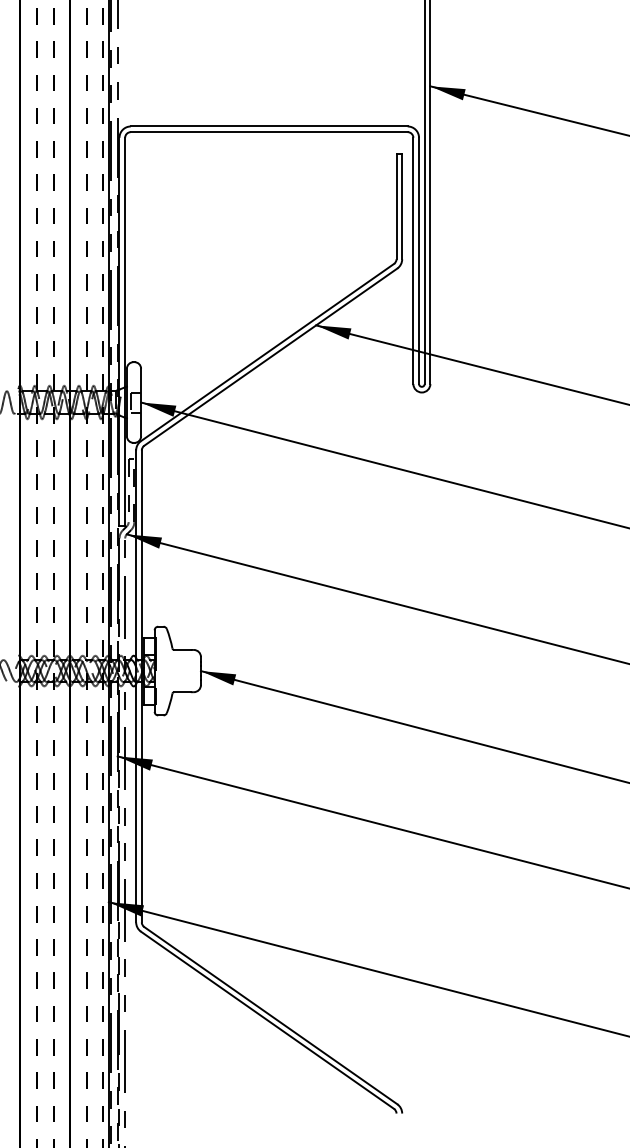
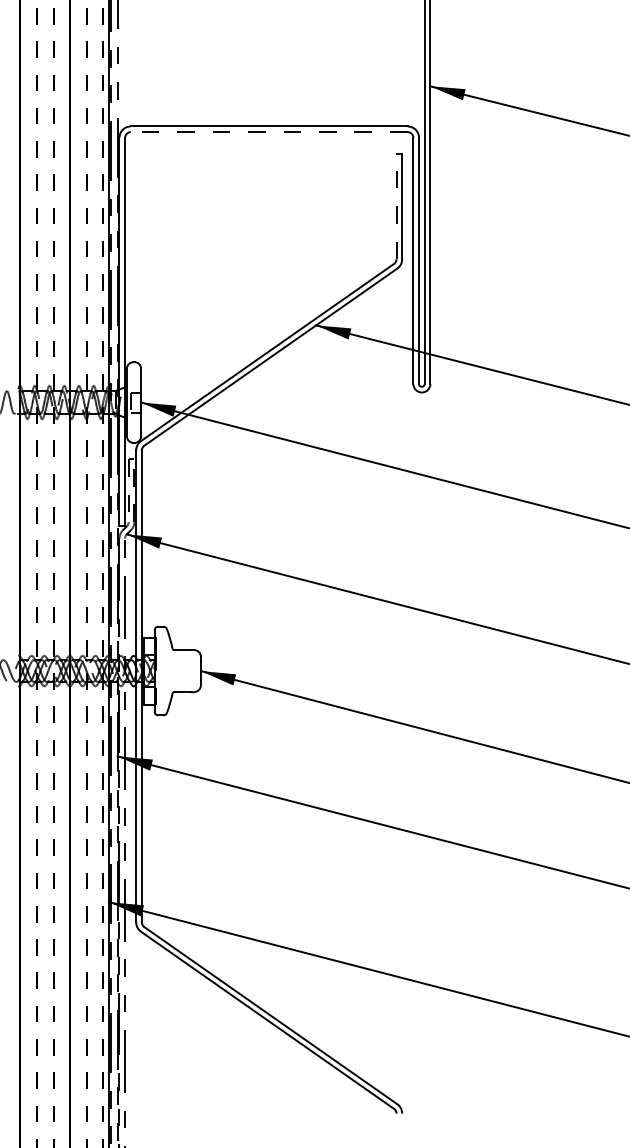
line: solid -> dashed (268, 132)
line: solid -> dashed (396, 206)
